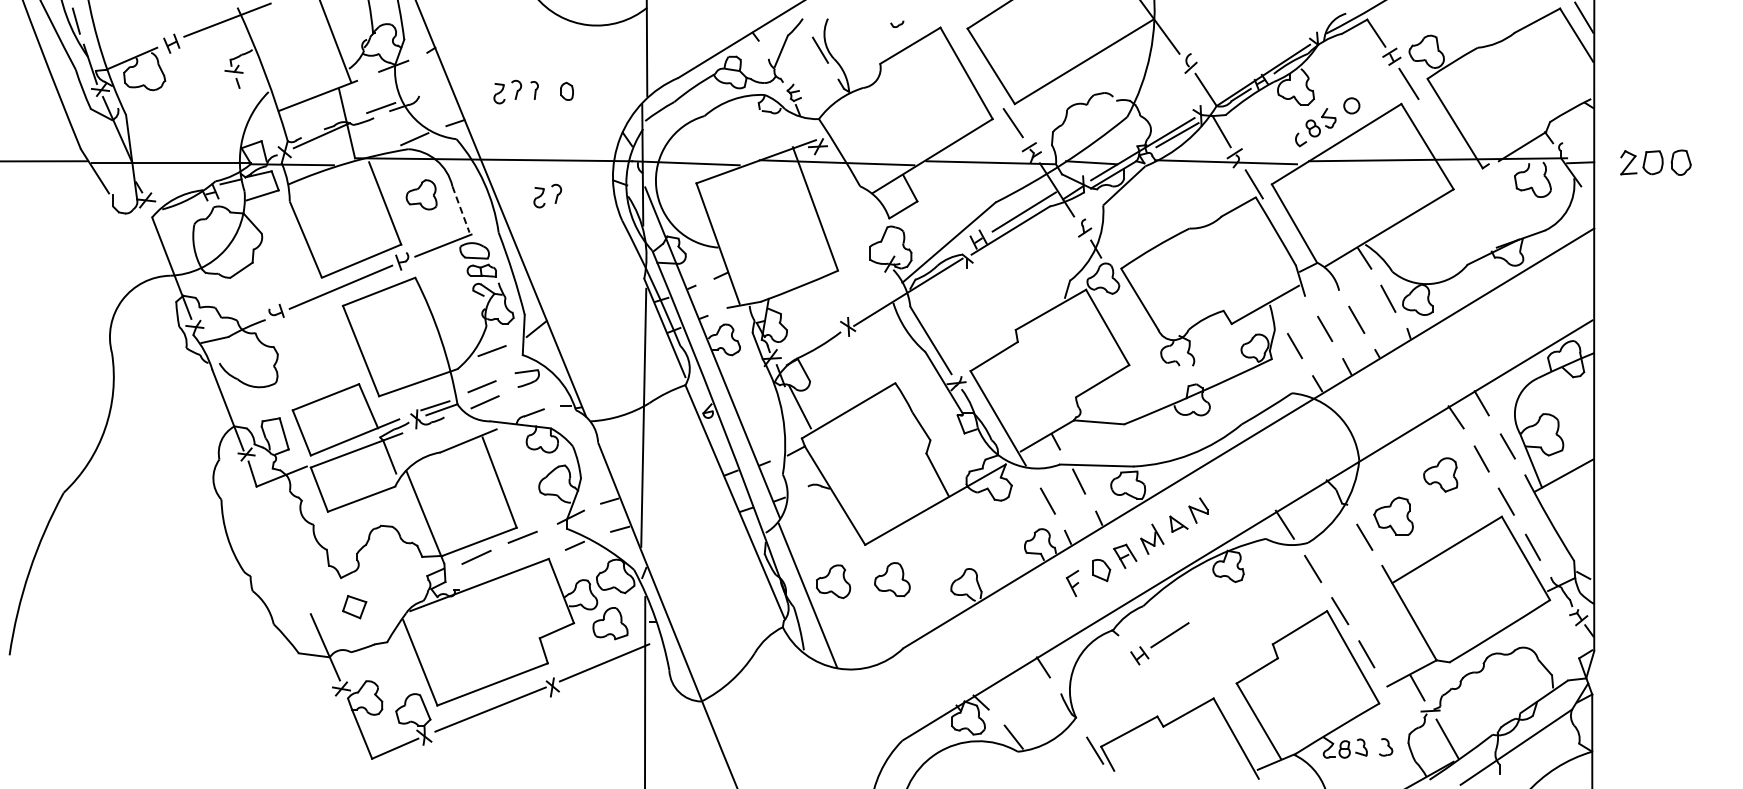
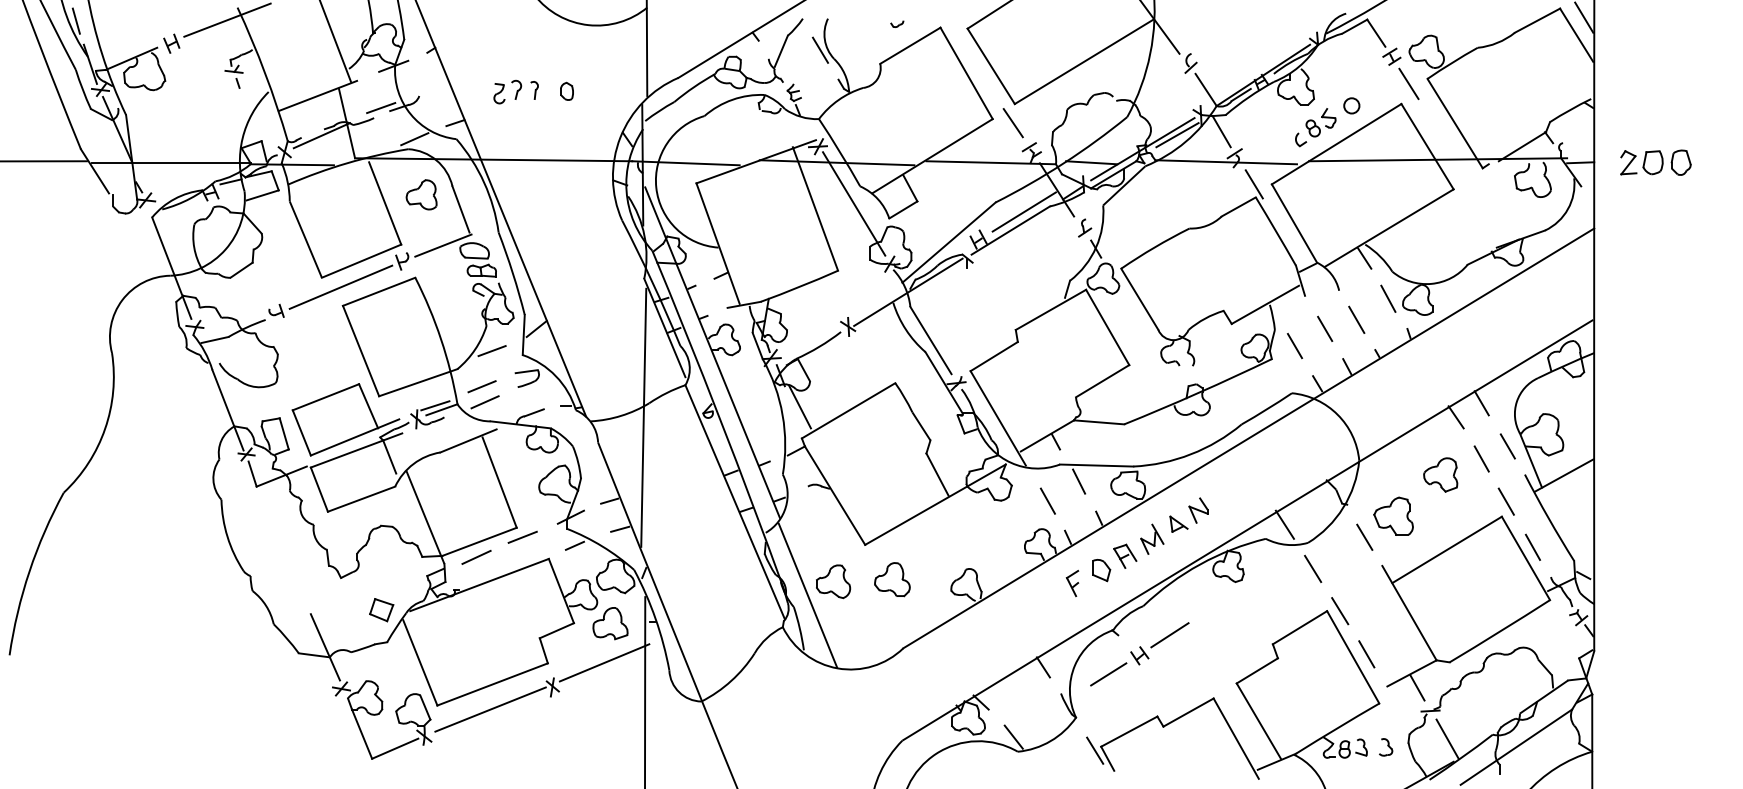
part: present -> none (547, 195)
line: none -> present (854, 203)
line: dashed -> solid (461, 209)
part position: (354, 607) -> (381, 610) (381, 610)
line: none -> present (1108, 674)
